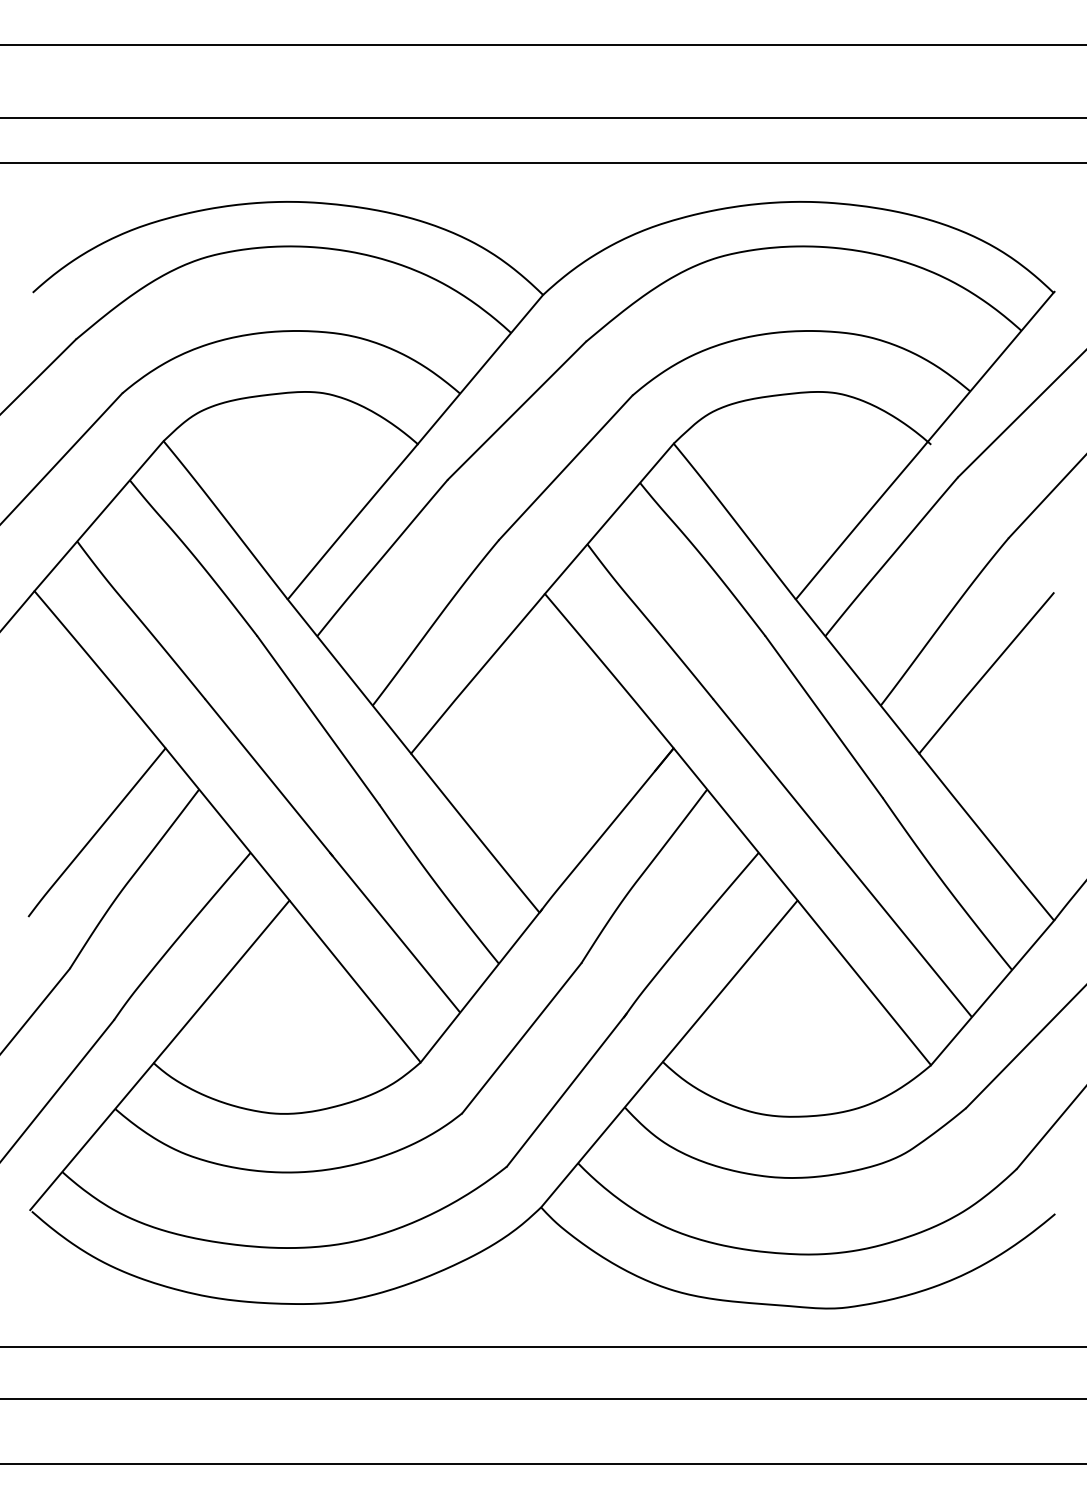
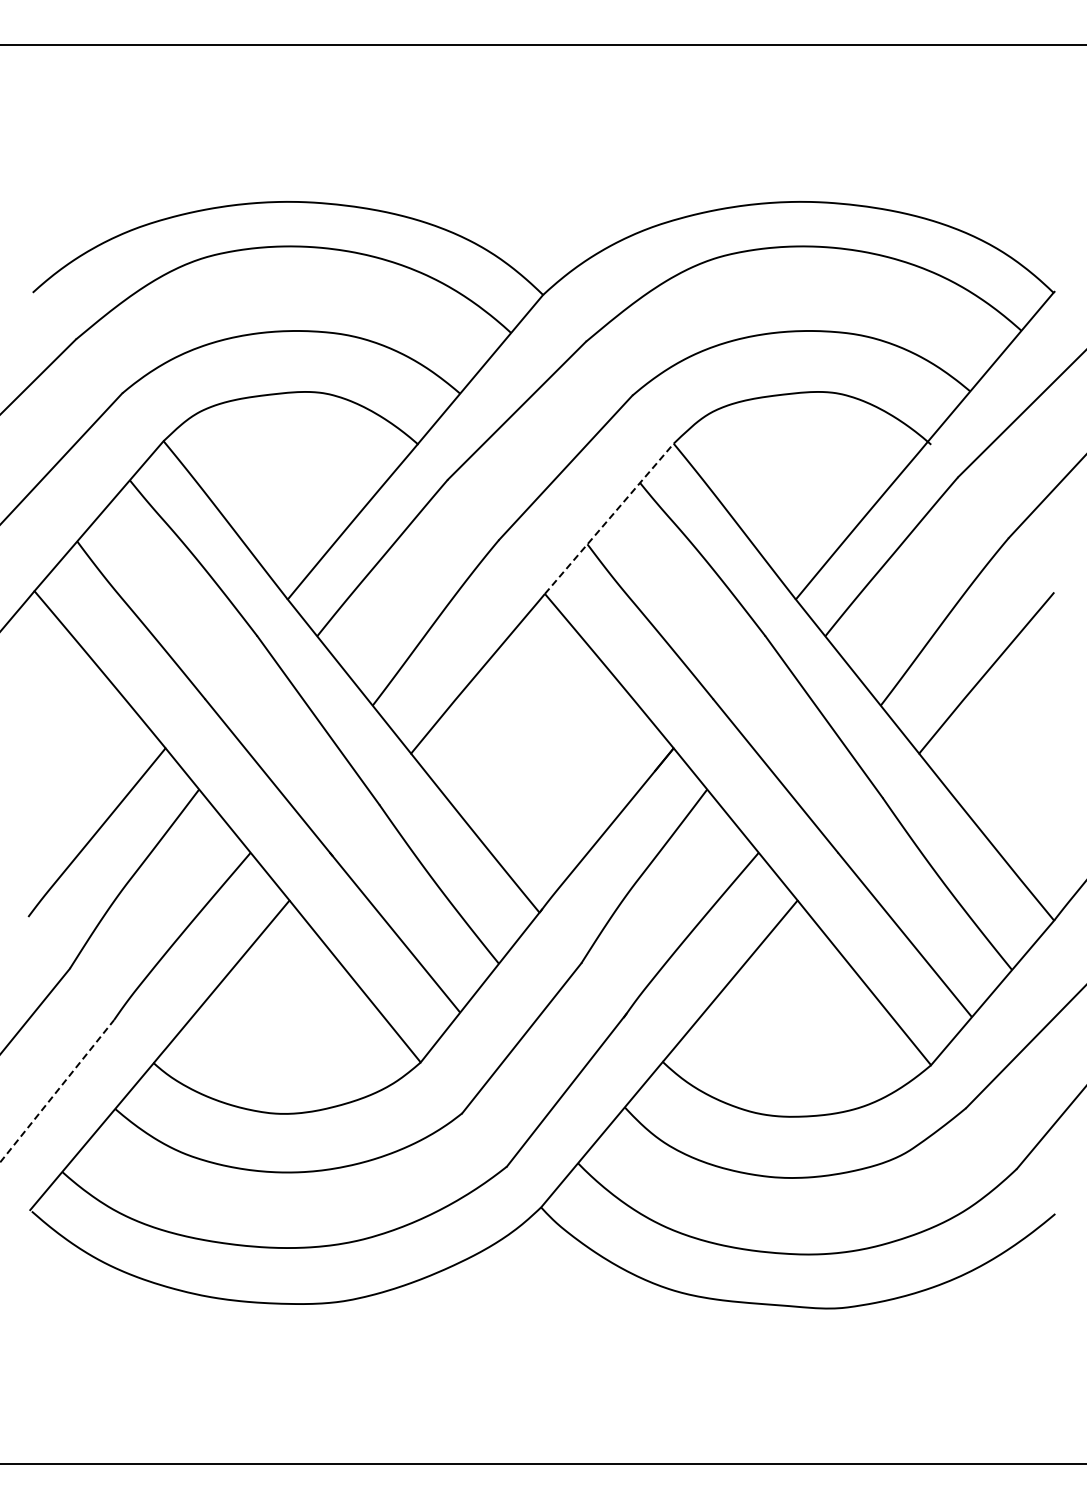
line: present -> none (542, 117)
line: present -> none (542, 162)
line: solid -> dashed (609, 518)
line: solid -> dashed (57, 1090)
line: present -> none (542, 1346)
line: present -> none (542, 1398)
